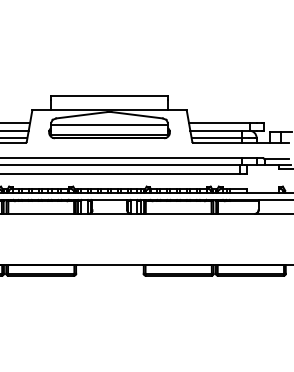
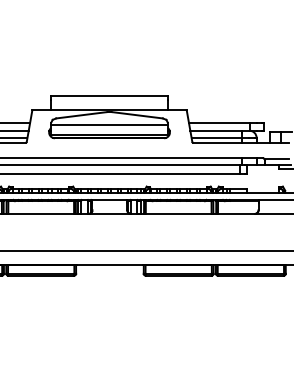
line: none -> present (146, 251)
